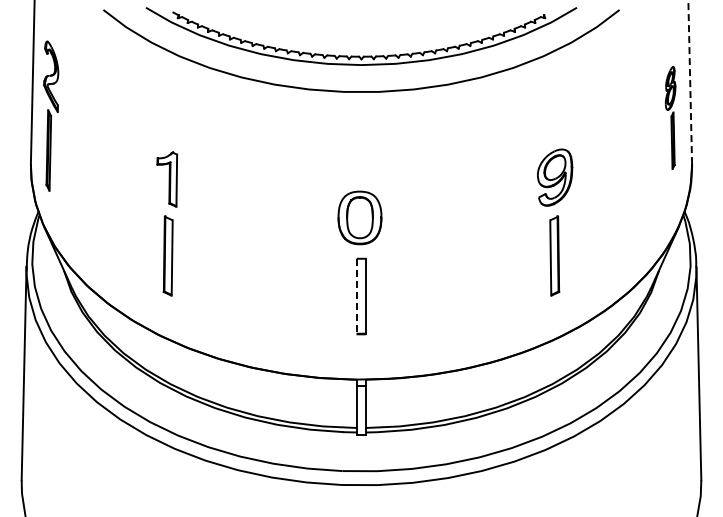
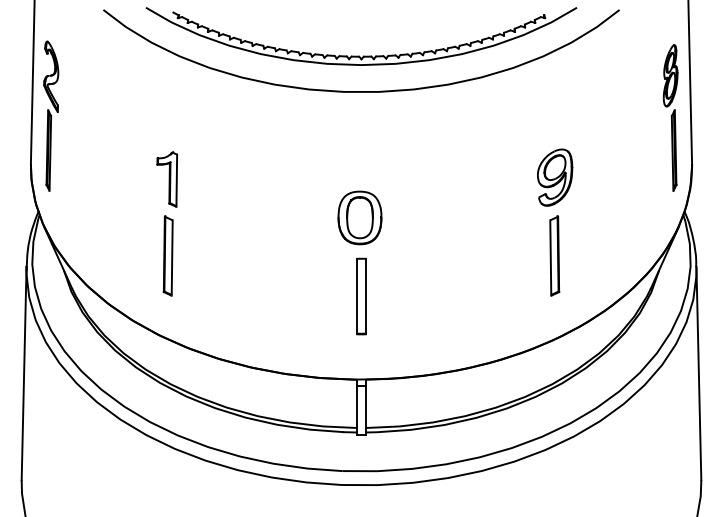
line: dashed -> solid (690, 82)
part size: 13x104 px -> 17x148 px (670, 117)
line: dashed -> solid (356, 296)
